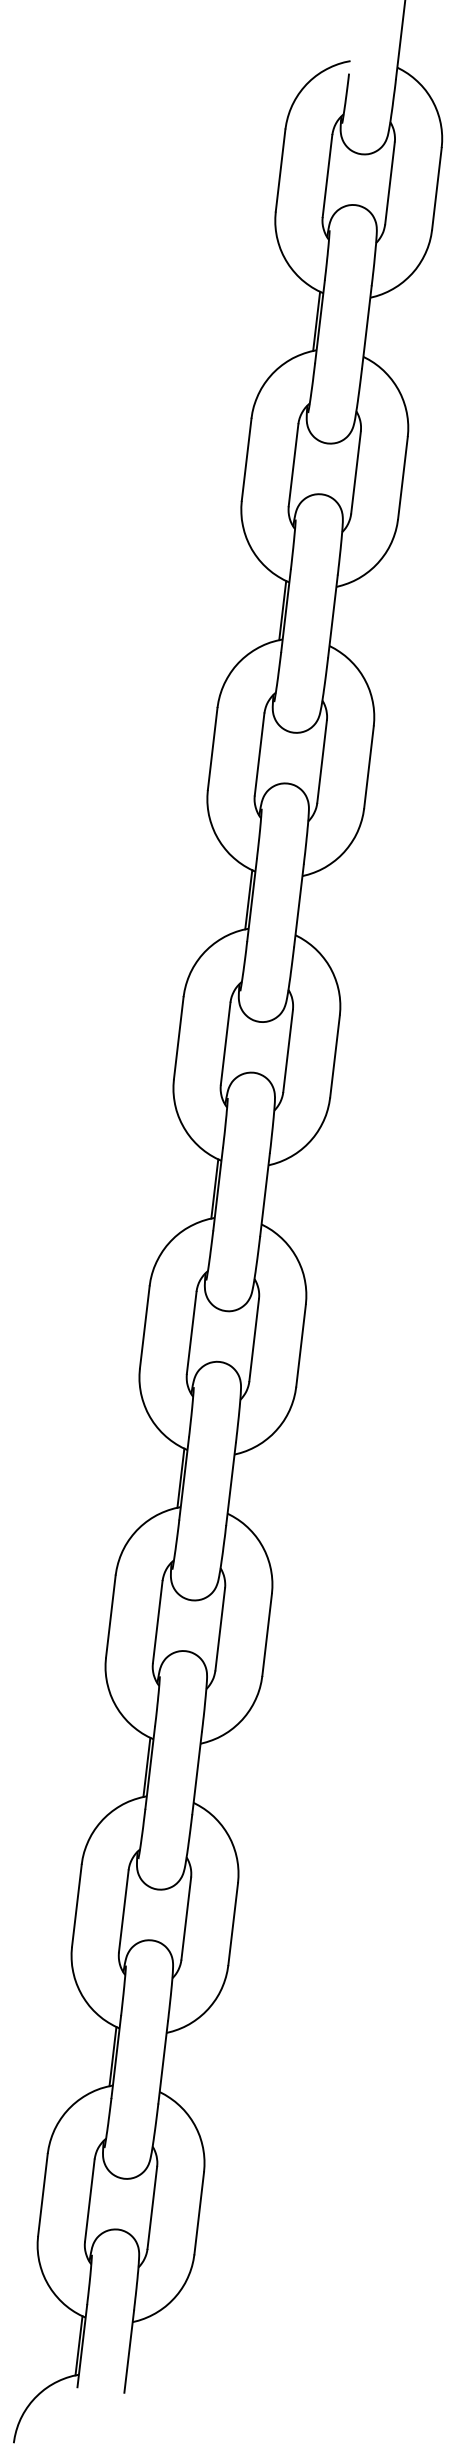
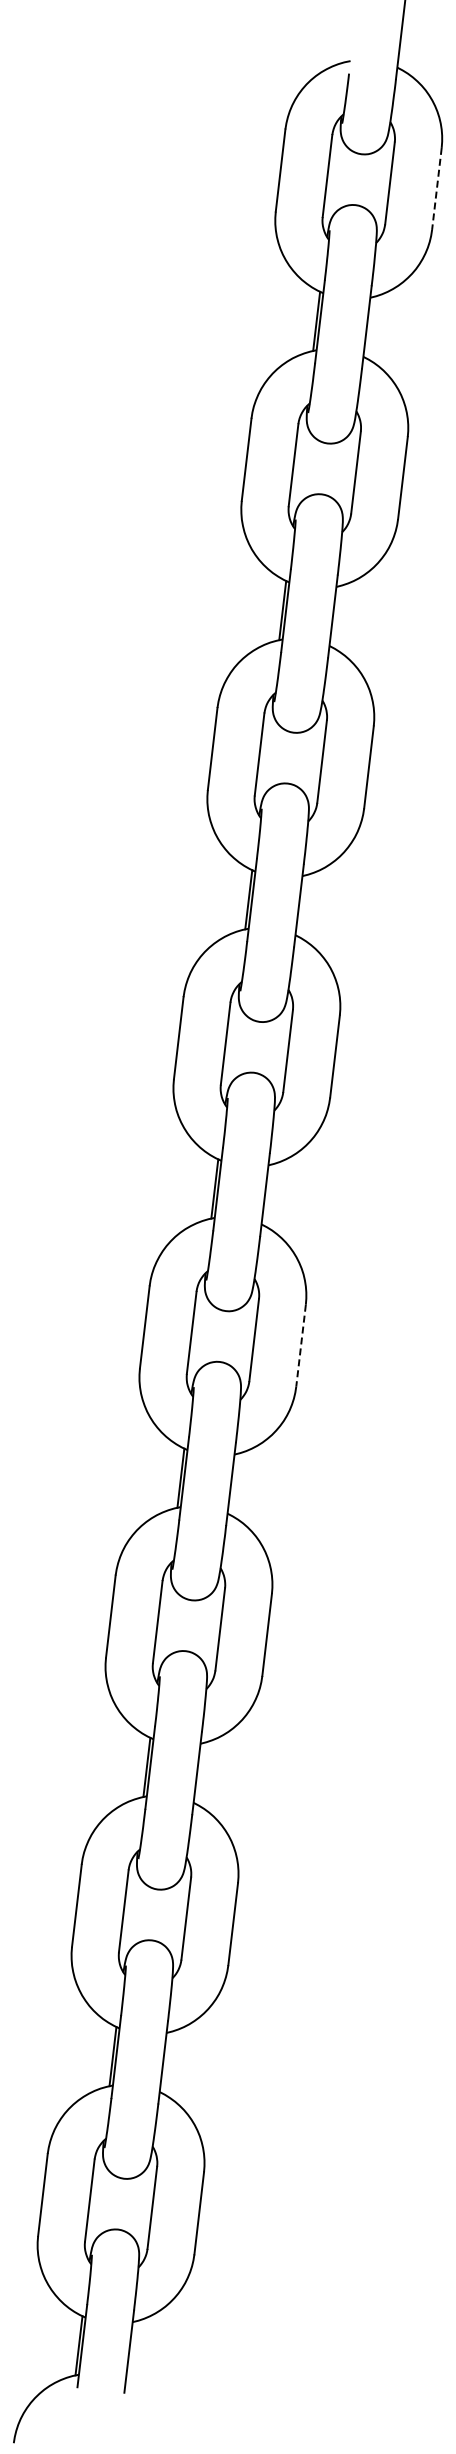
line: solid -> dashed (436, 189)
line: solid -> dashed (301, 1346)
